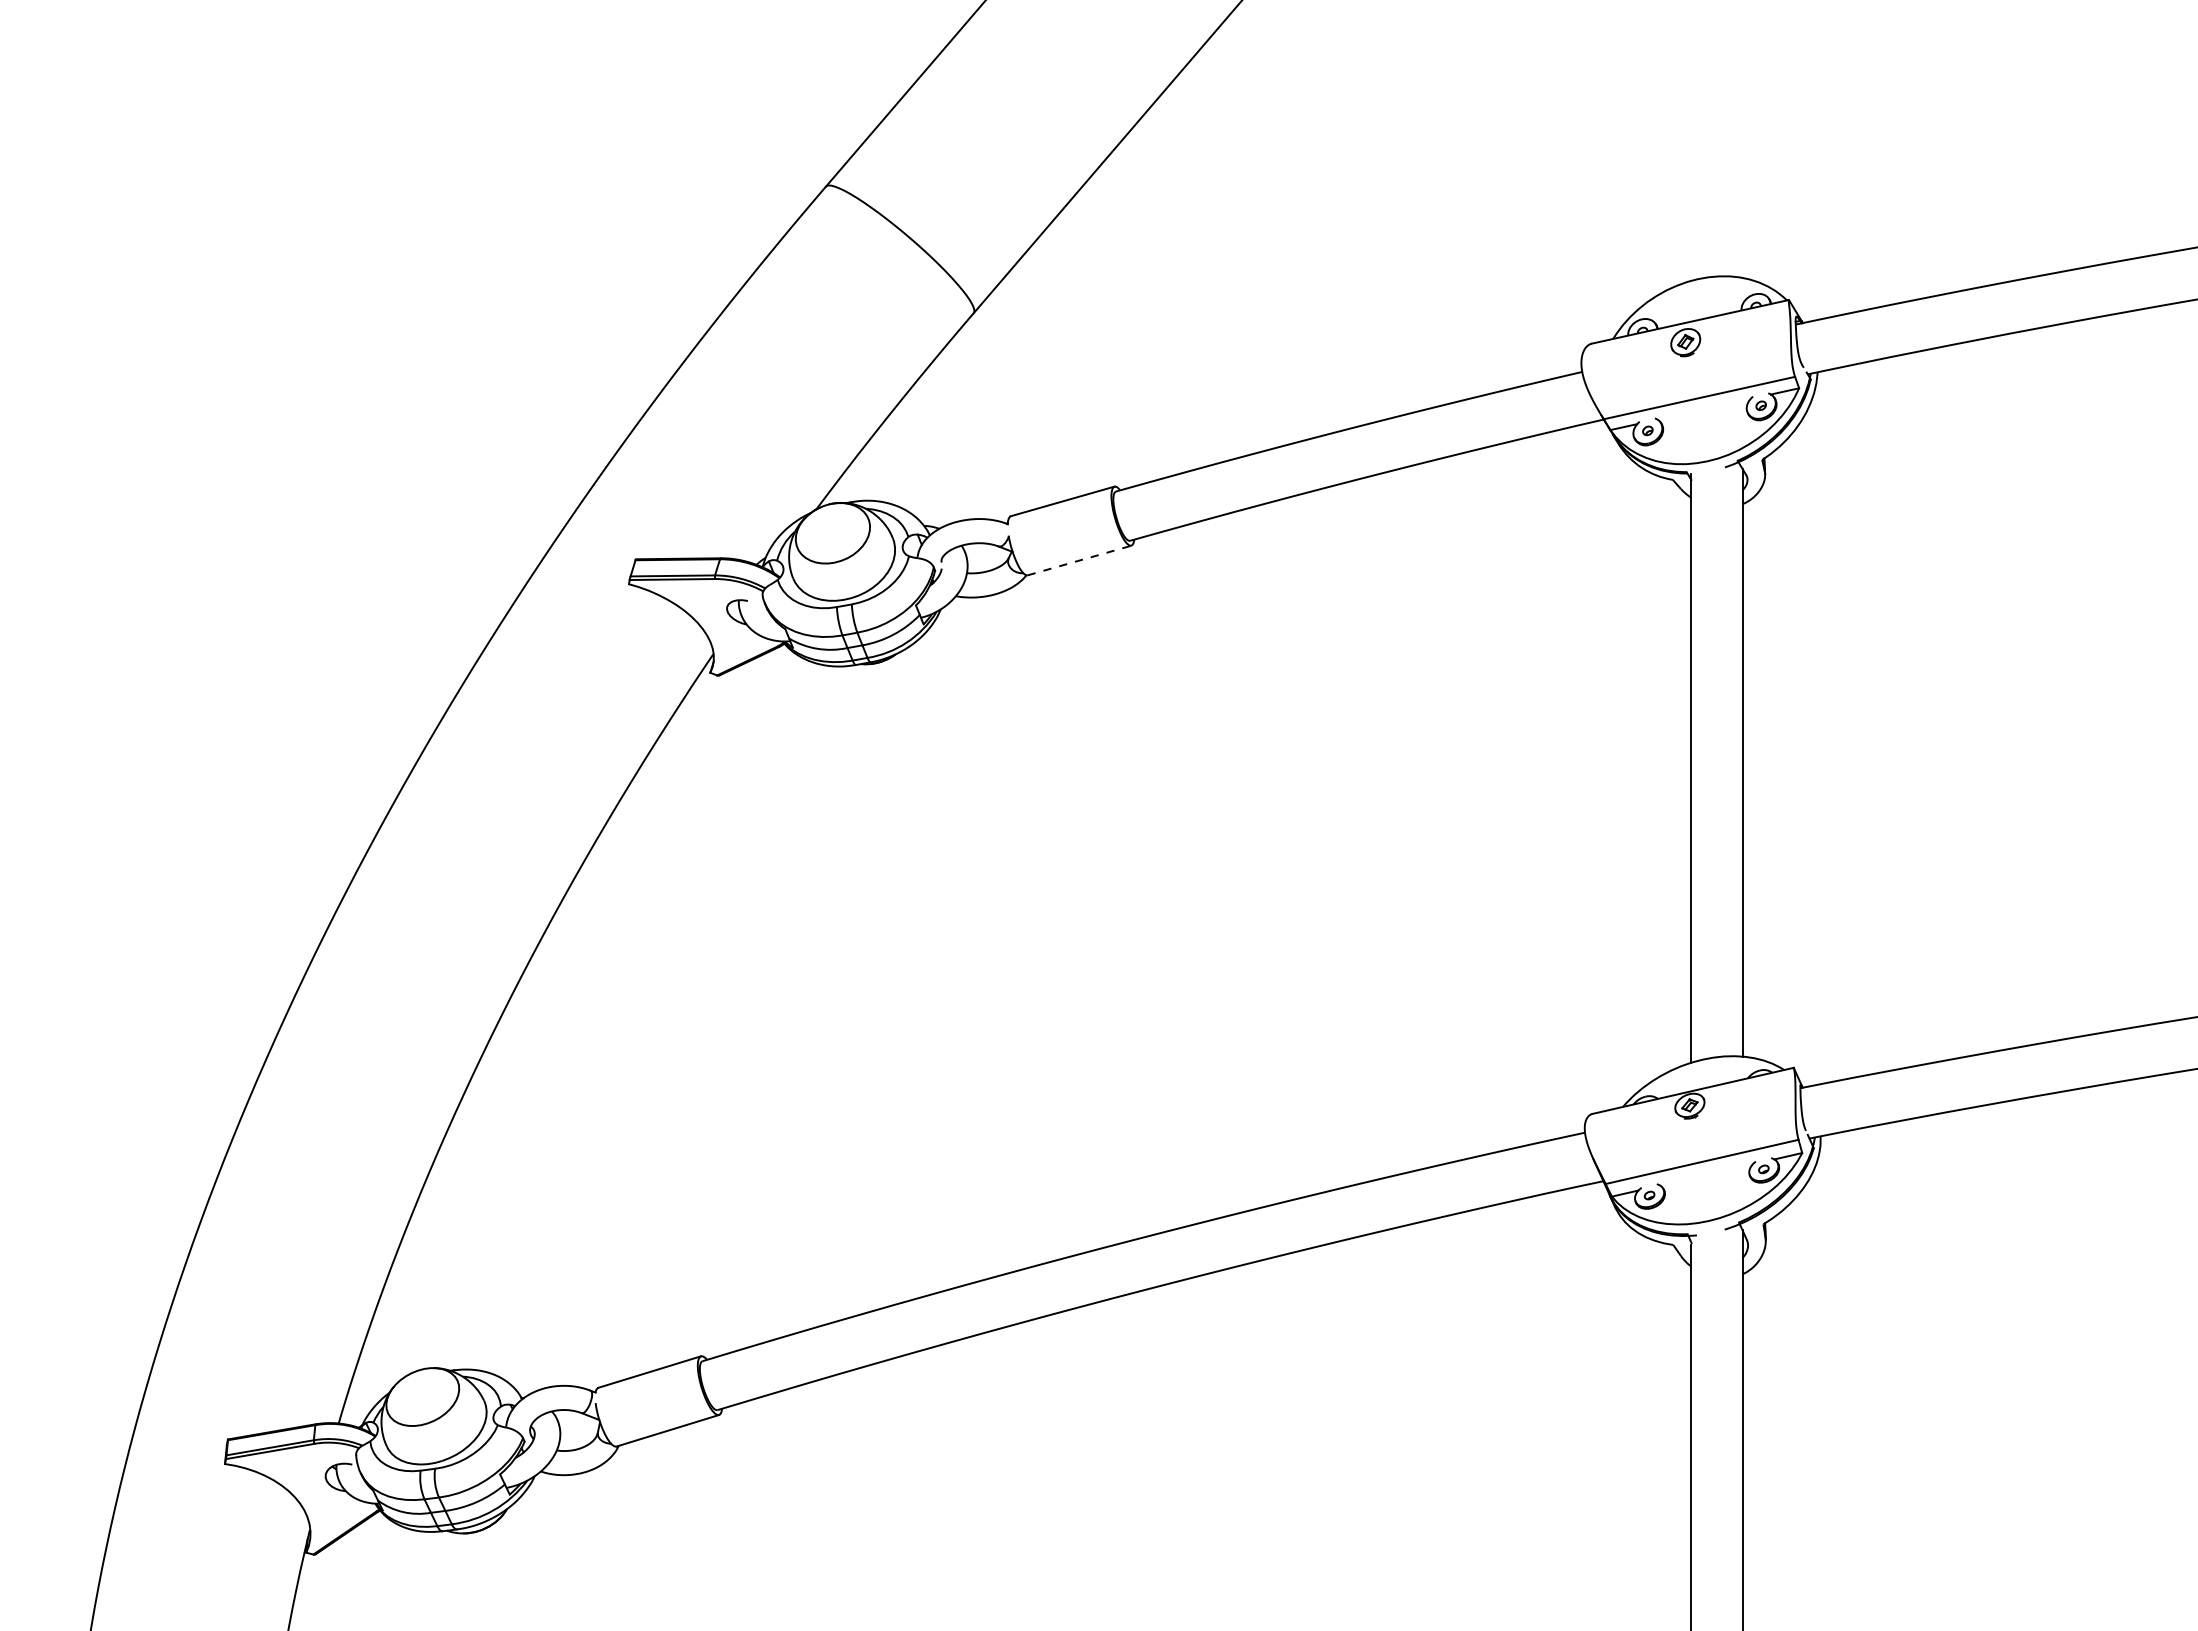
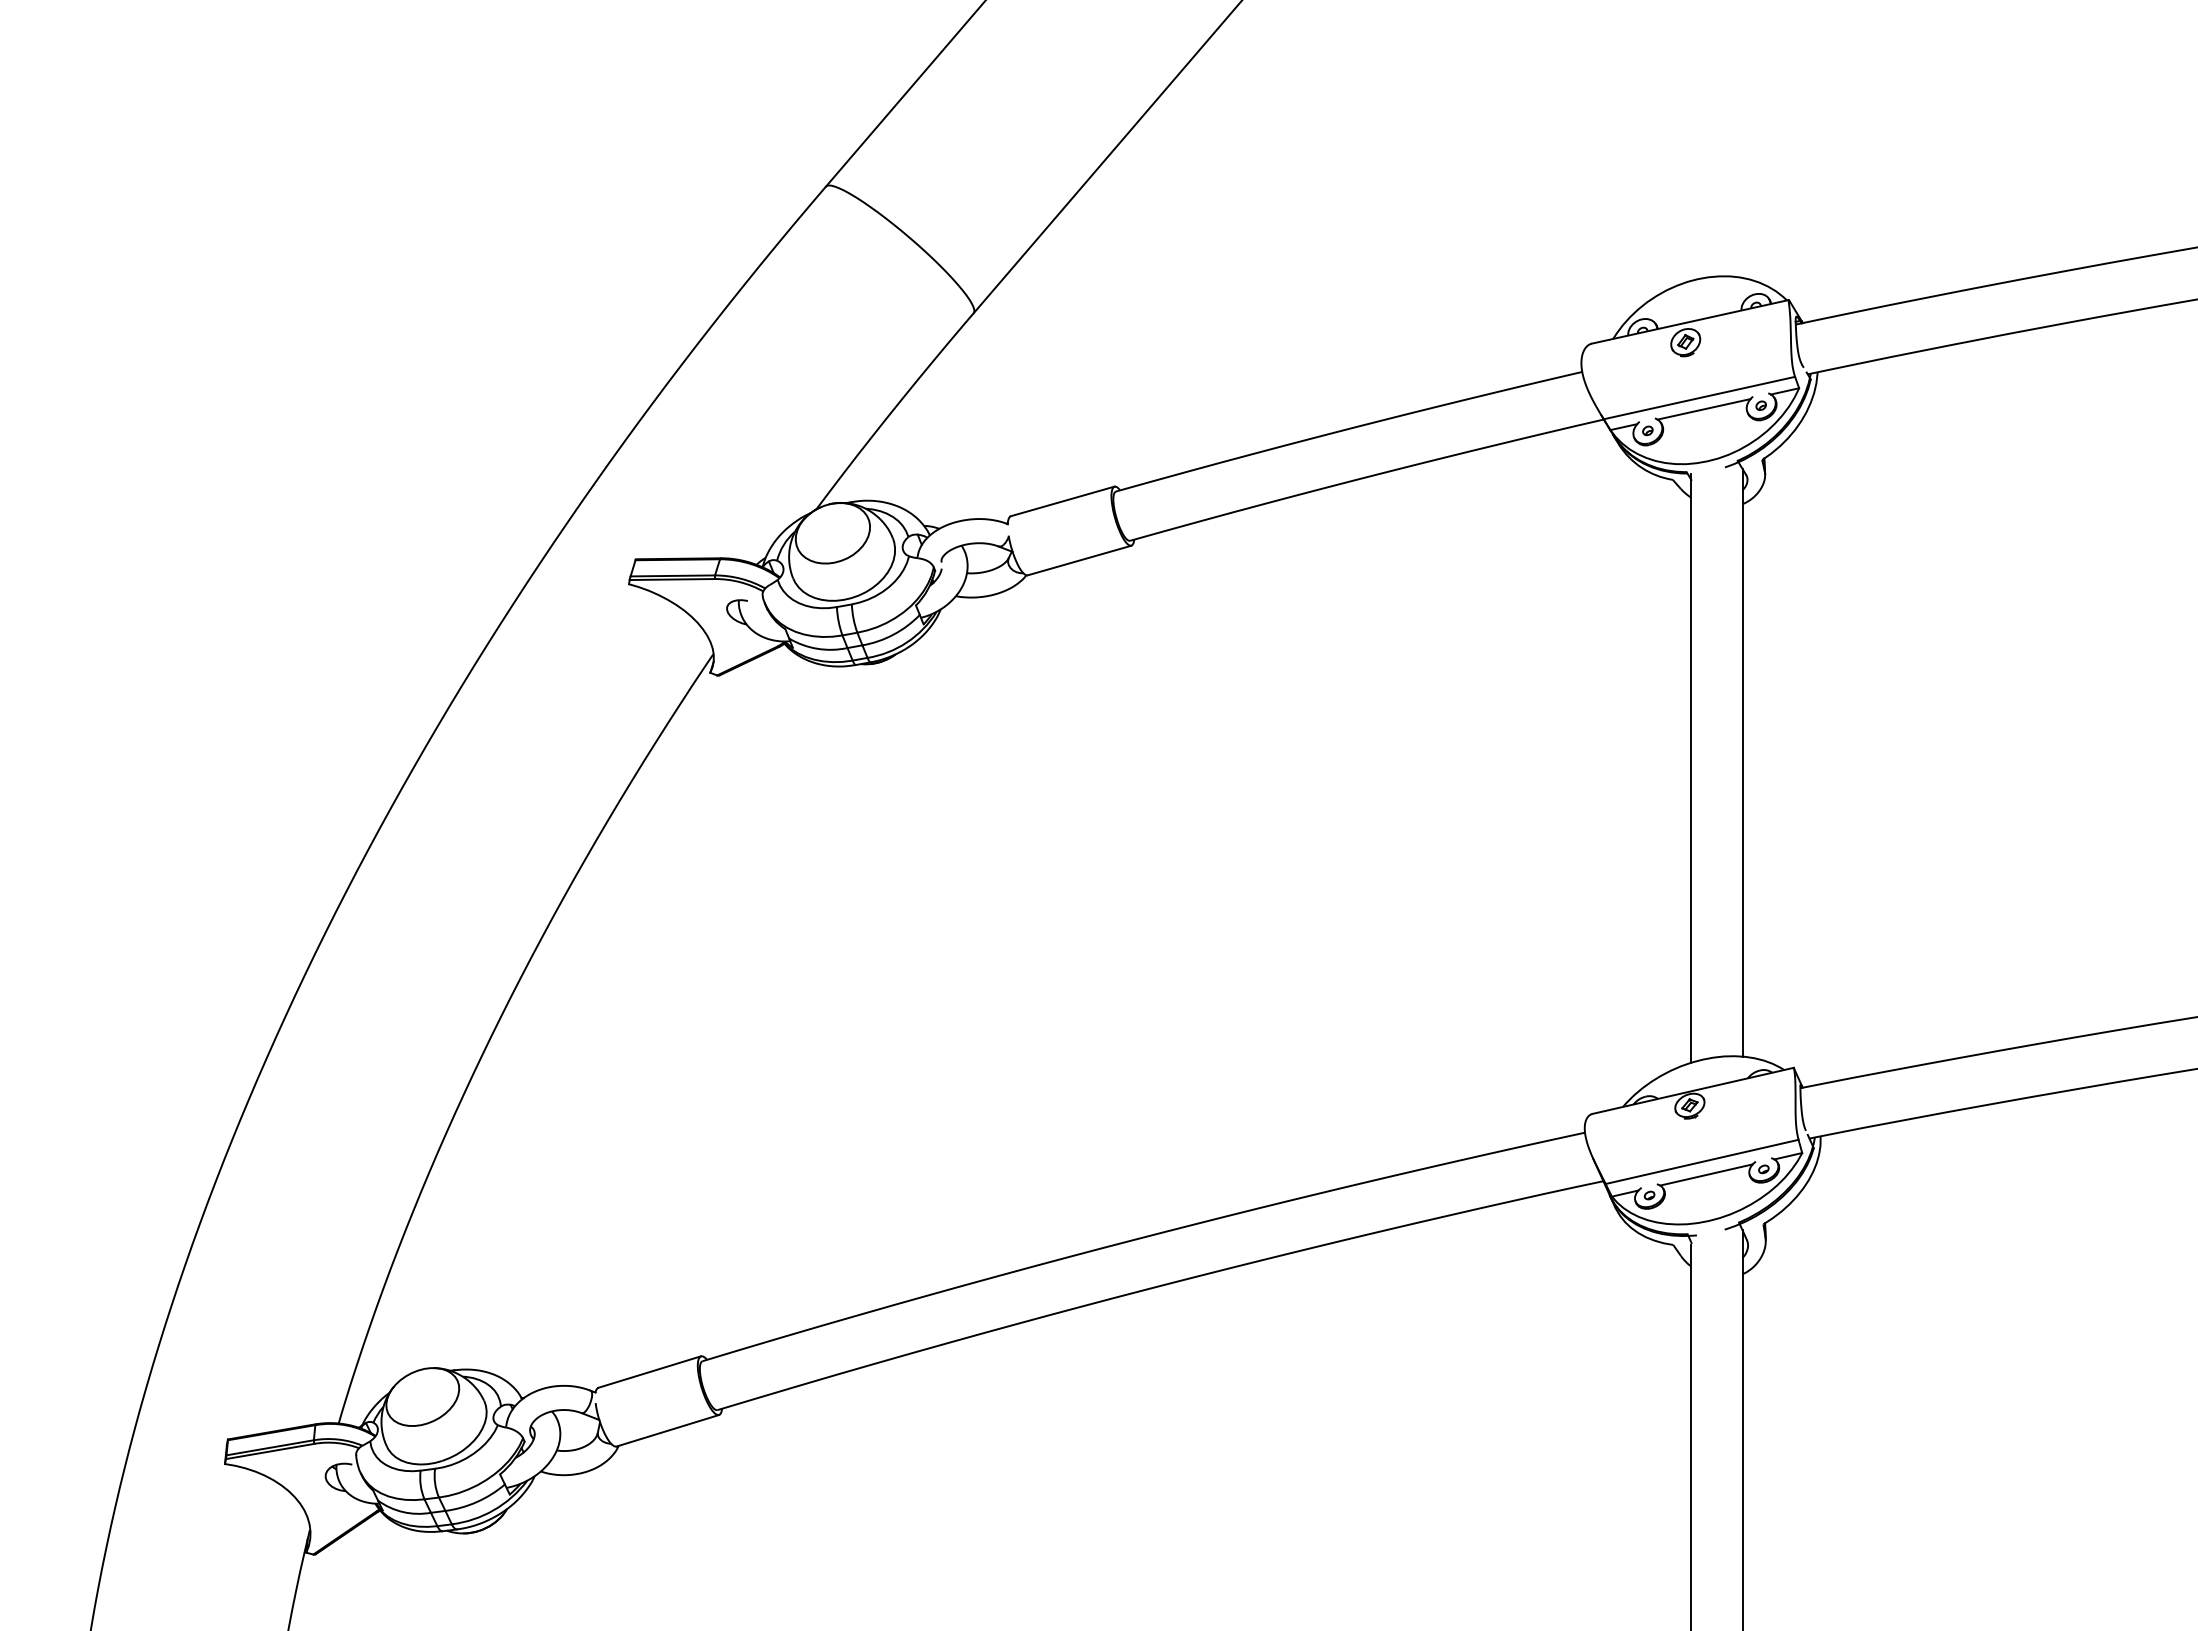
line: none -> present (1703, 409)
line: dashed -> solid (1079, 560)
line: none -> present (1706, 1174)
